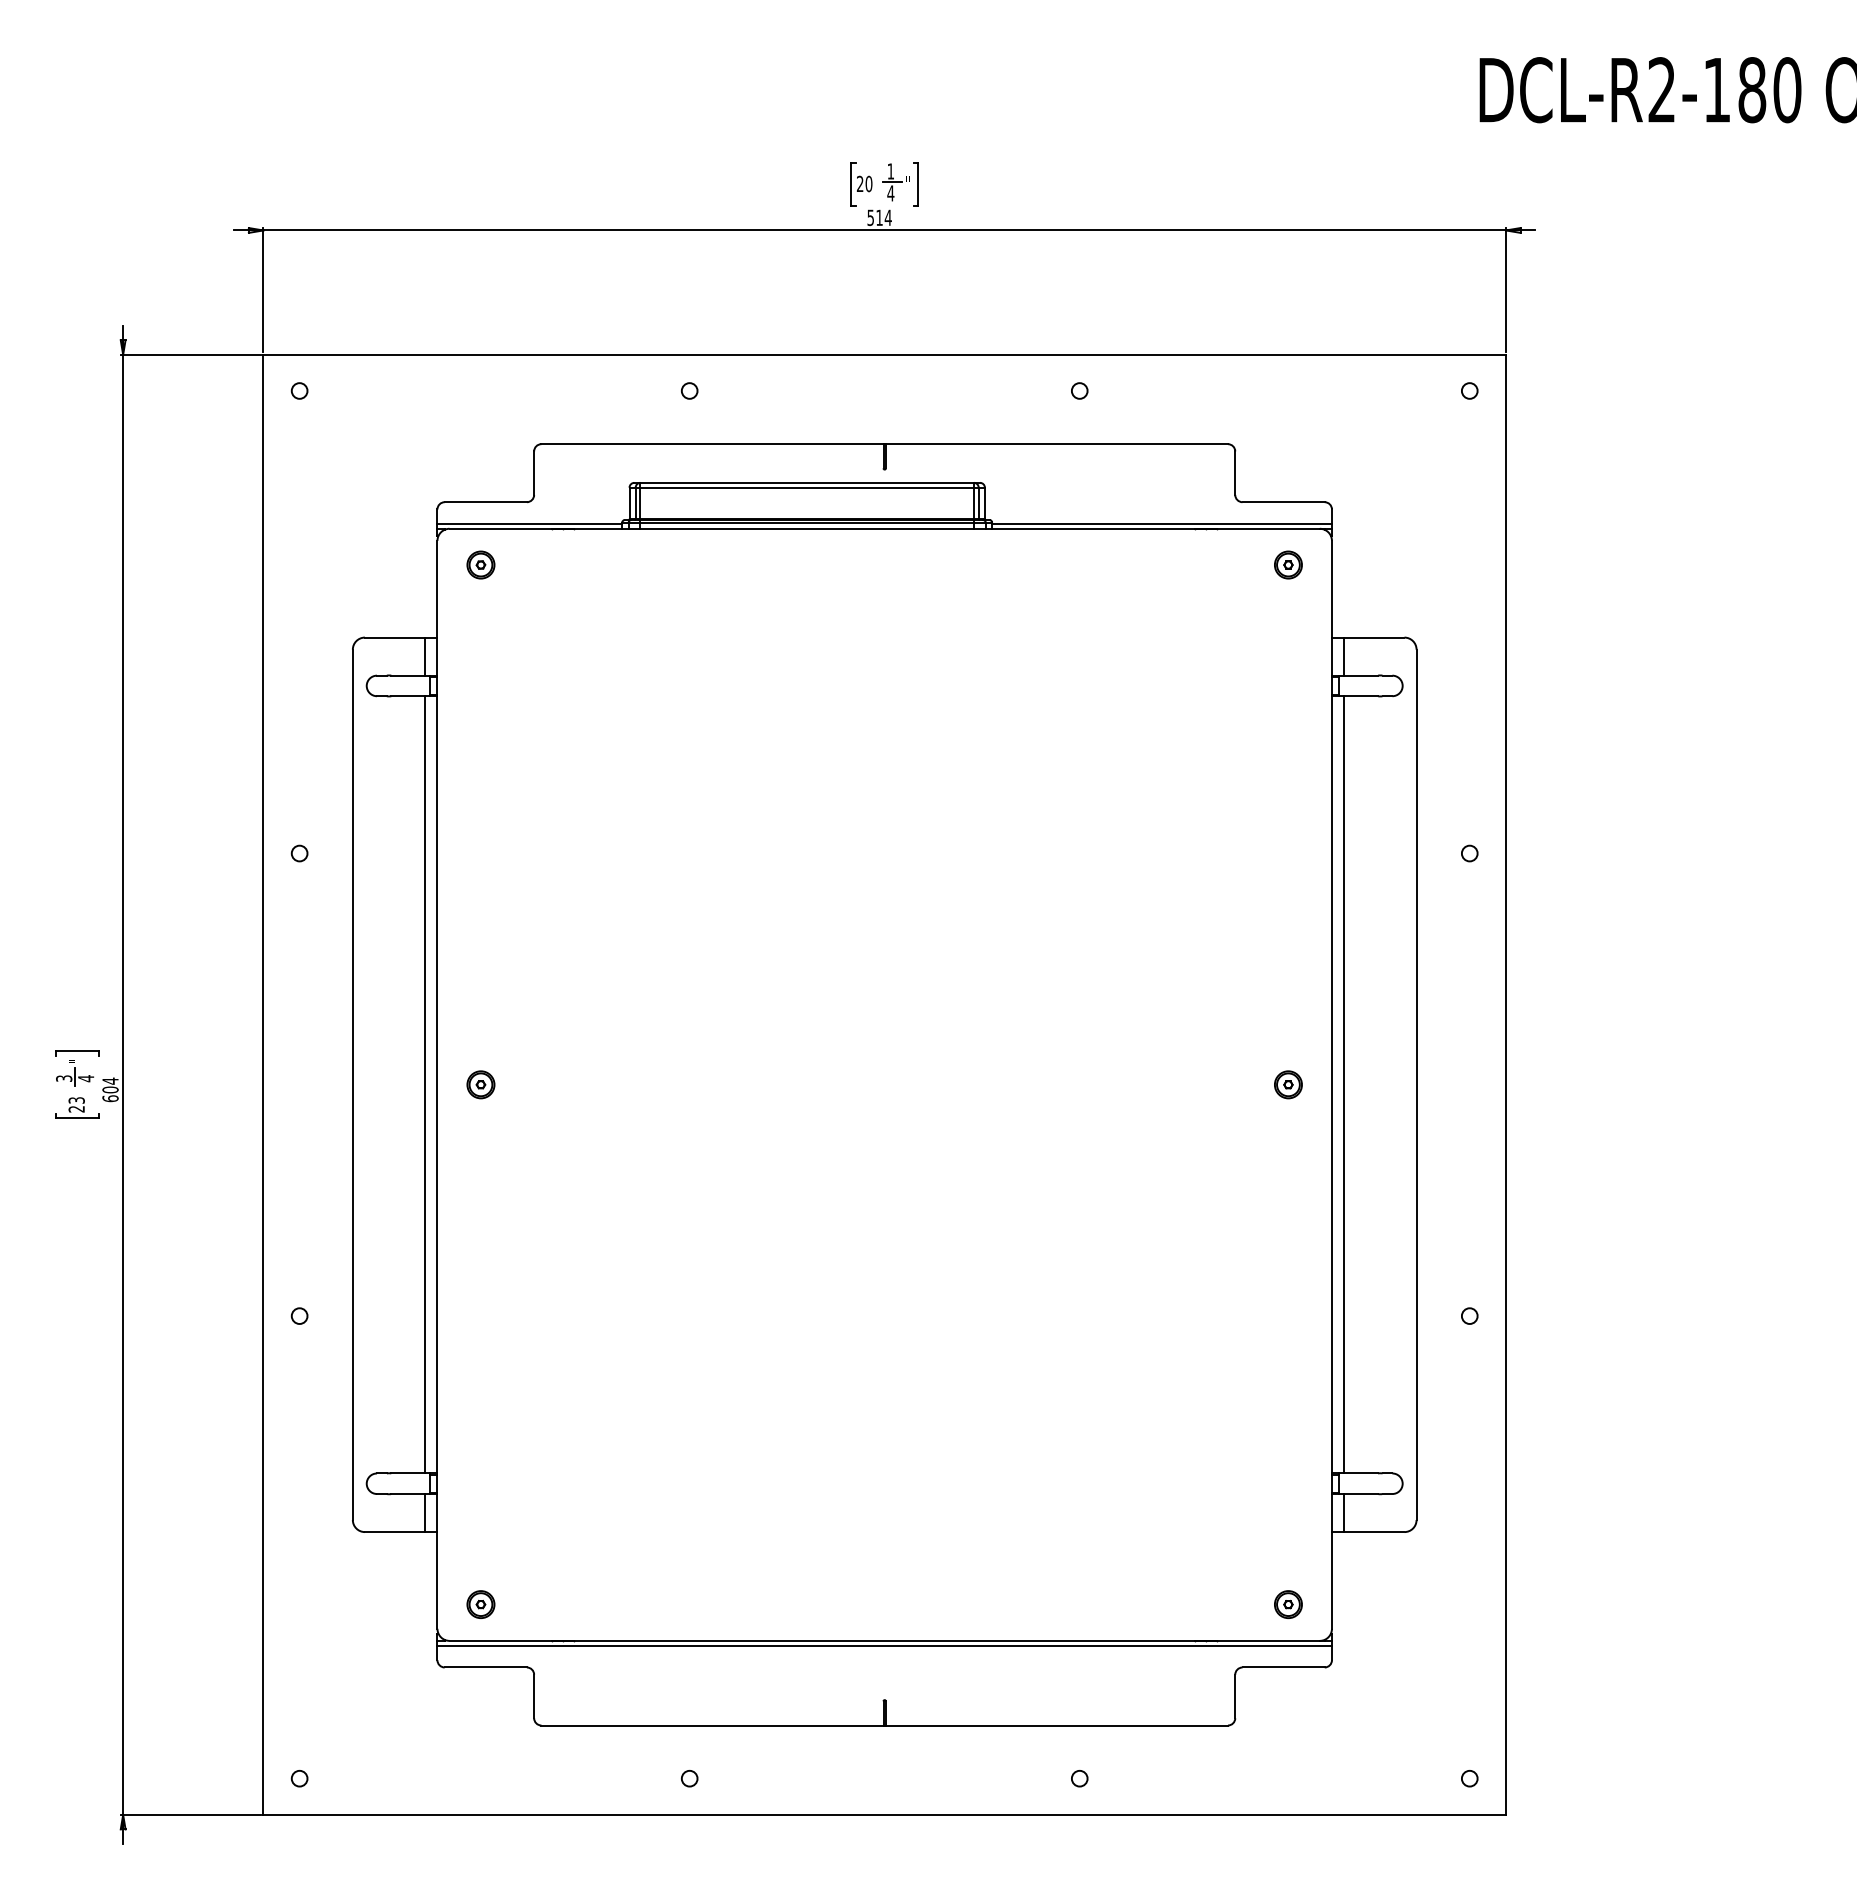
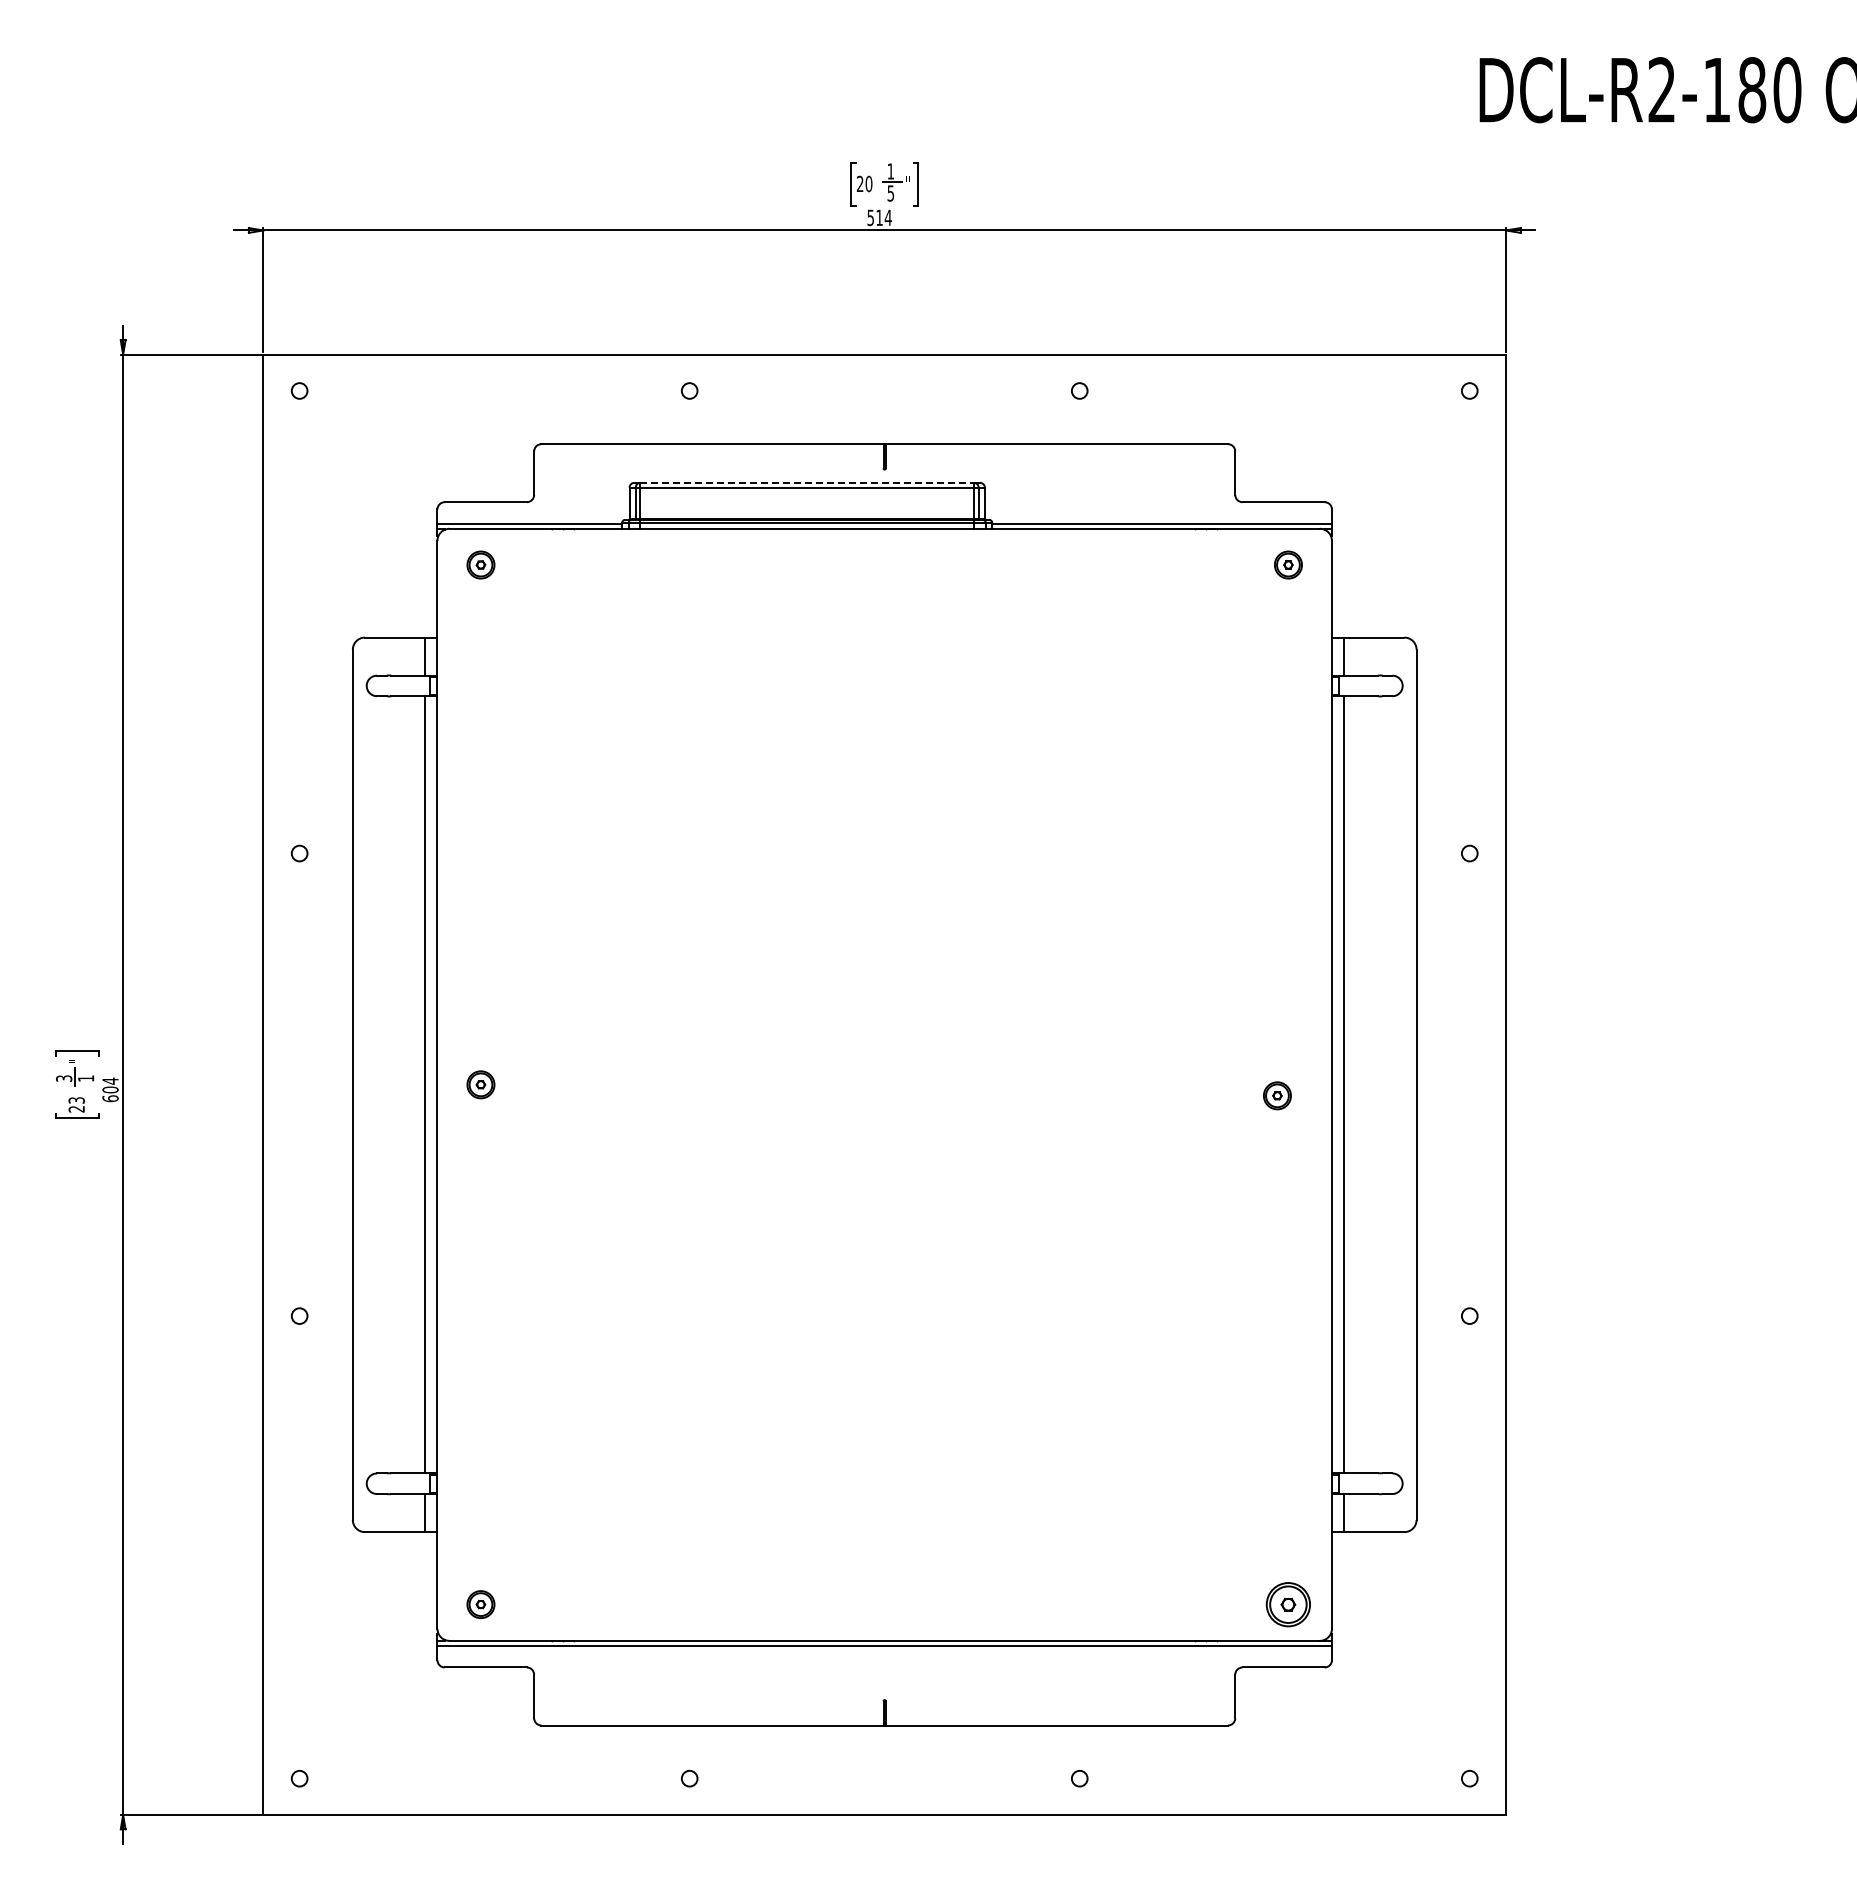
text: 4 -> 5 (890, 193)
line: solid -> dashed (807, 482)
text: 4 -> 1 (86, 1078)
part position: (1288, 1084) -> (1277, 1095) (1277, 1095)
part size: 29x29 px -> 46x46 px (1287, 1604)
